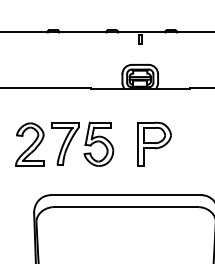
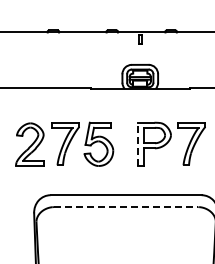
part: none -> present (191, 143)
line: solid -> dashed (138, 144)
line: solid -> dashed (126, 207)
